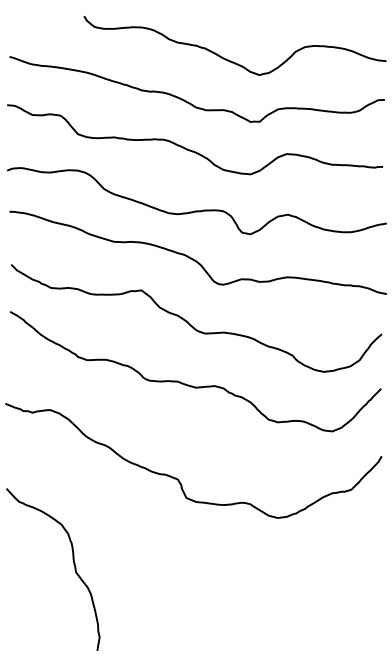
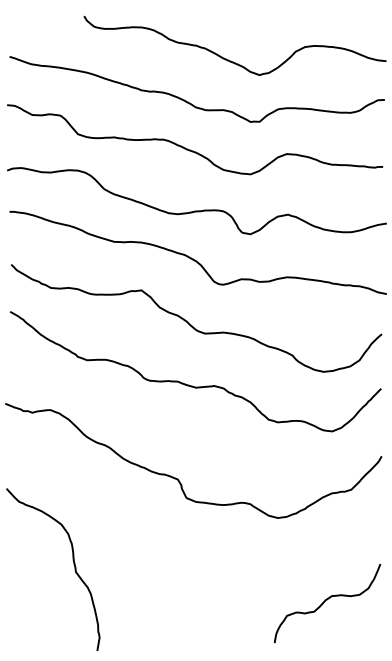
curve: none -> present (325, 601)
